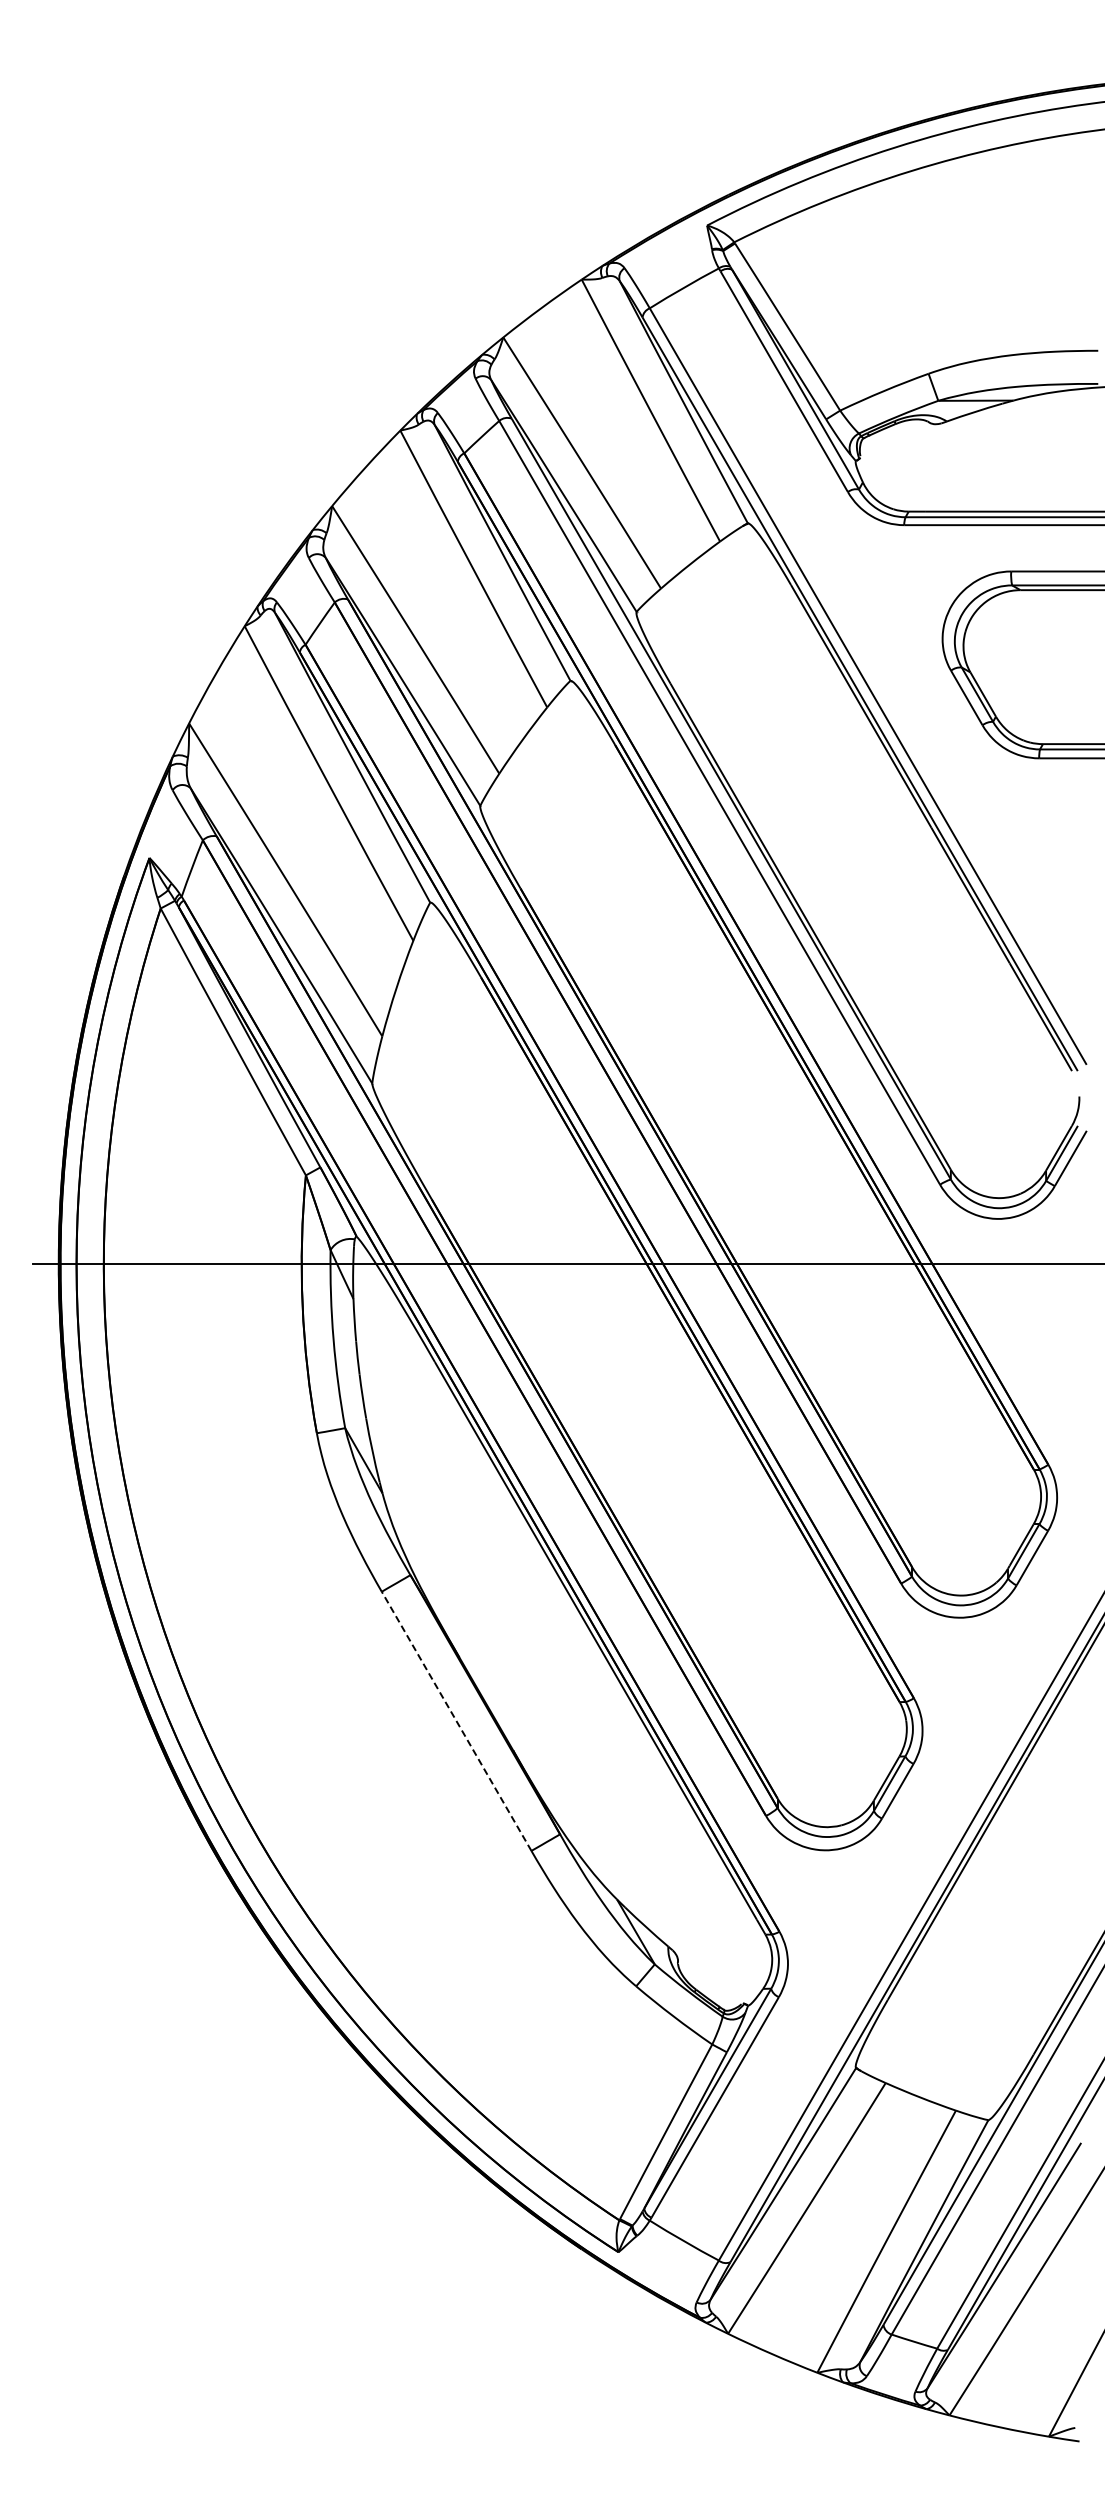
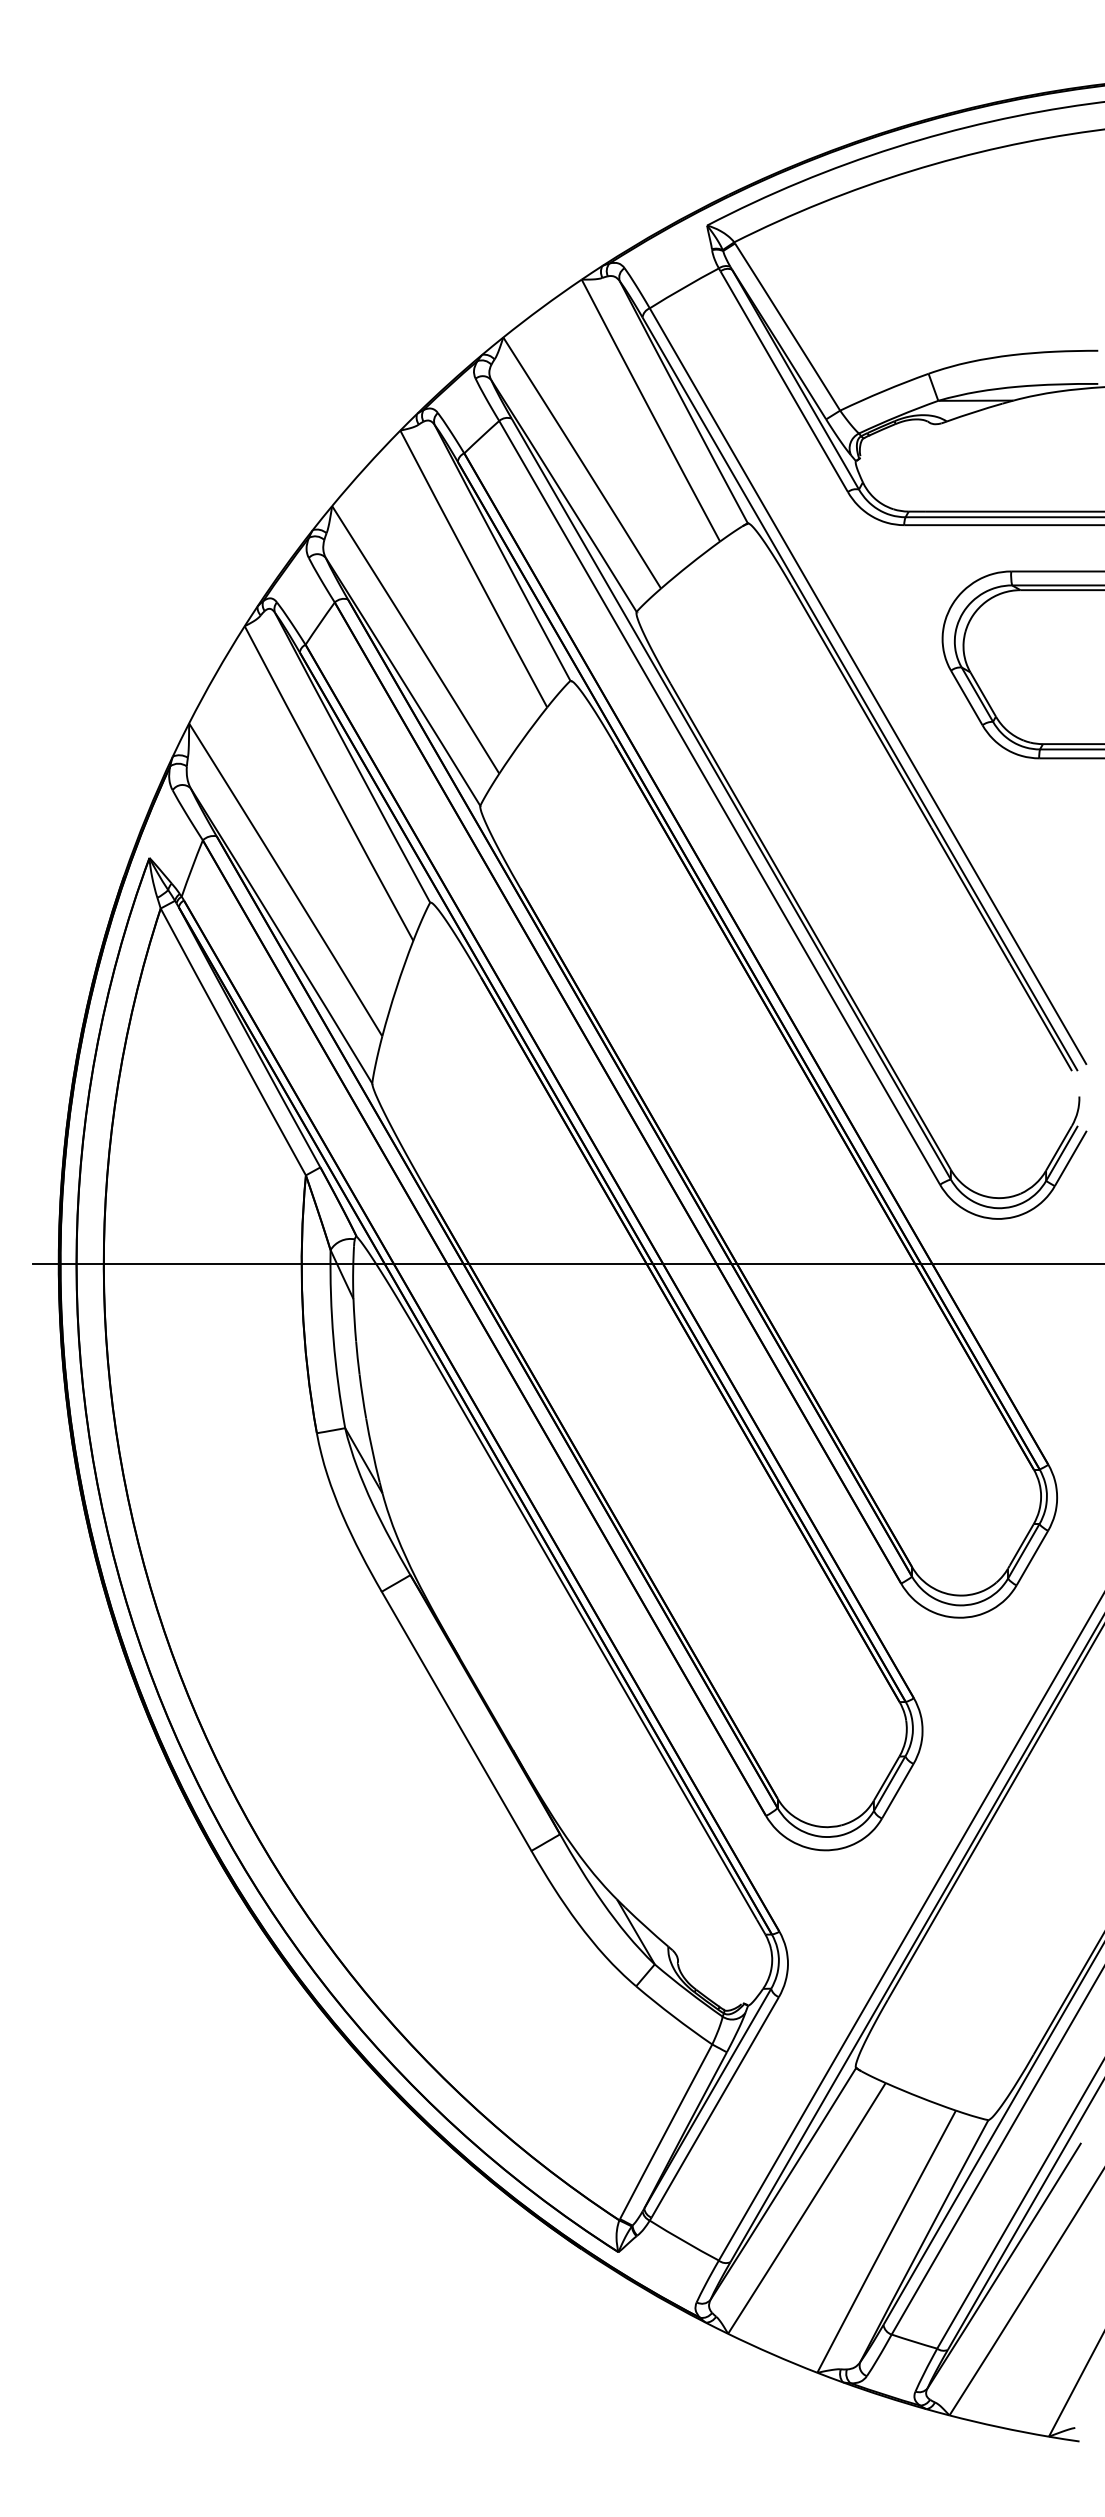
line: dashed -> solid (456, 1721)
